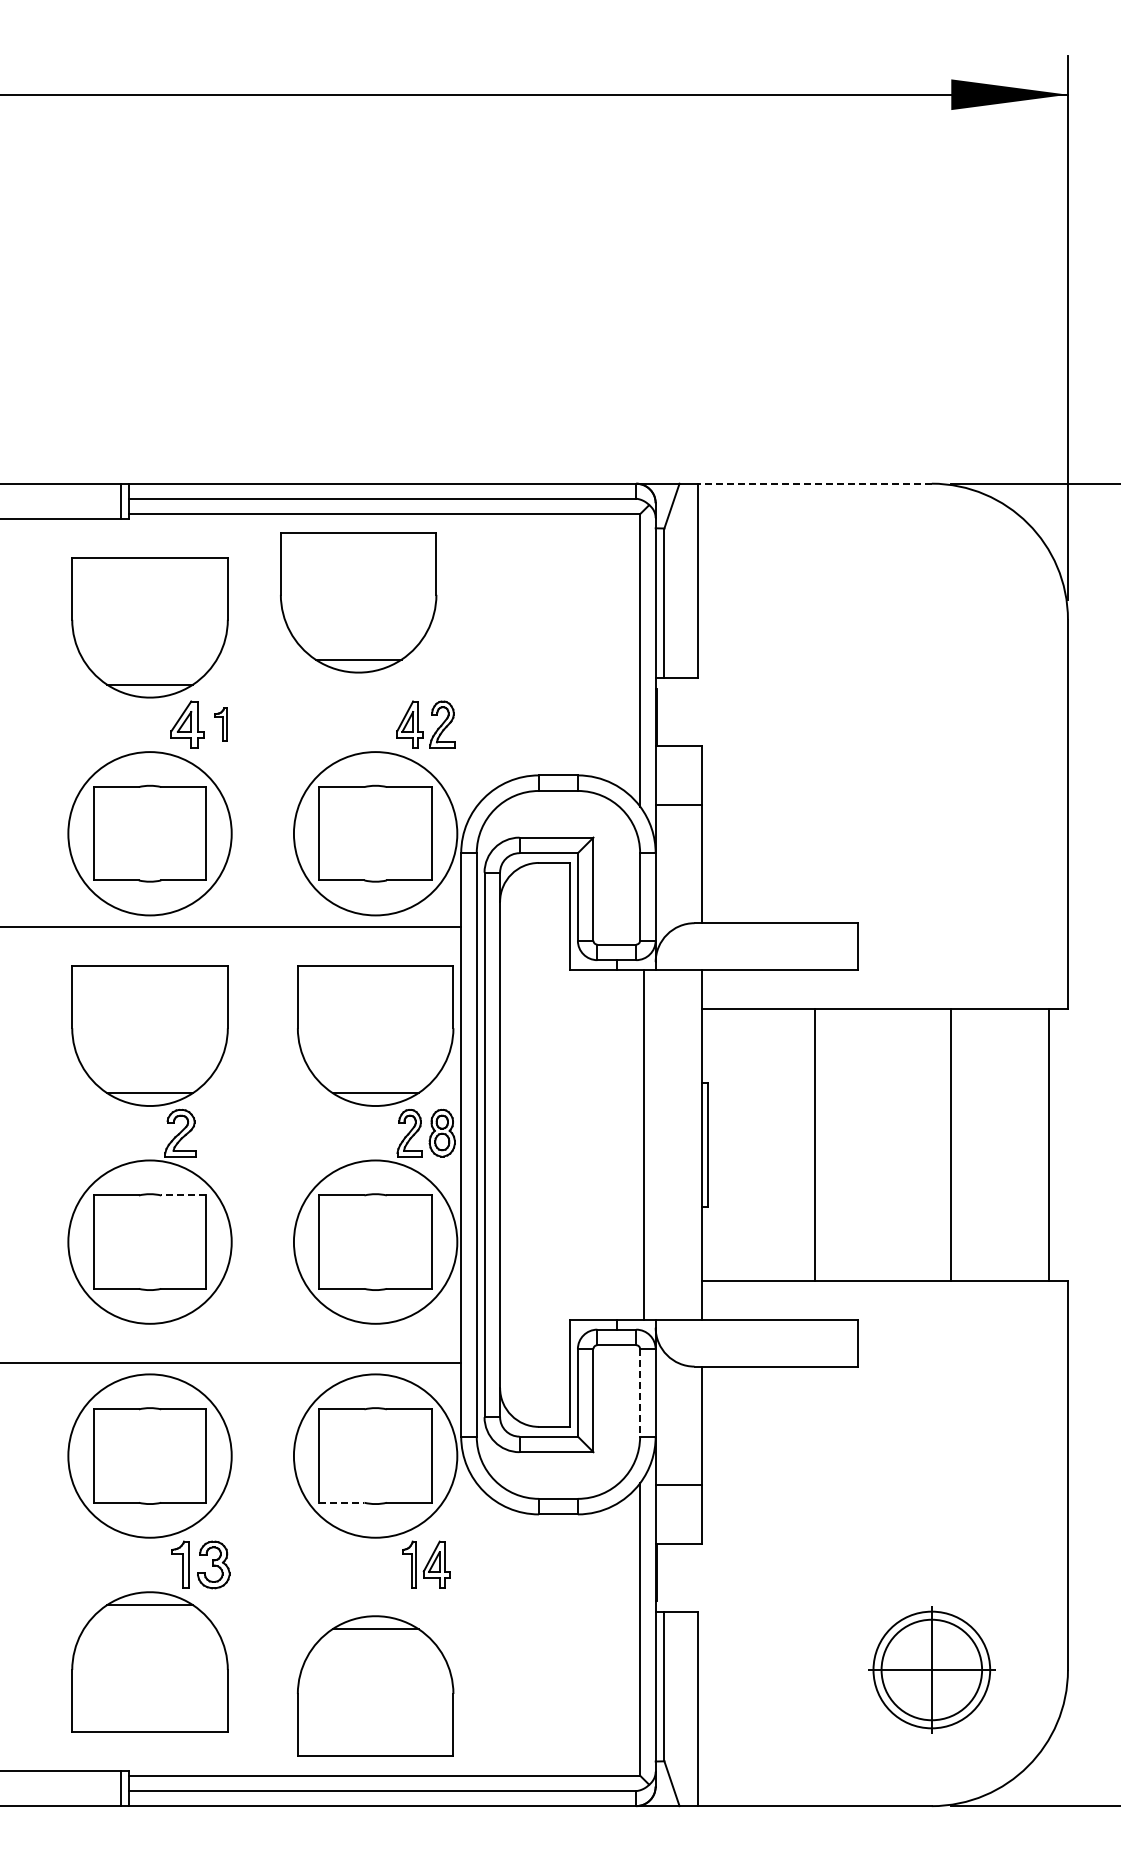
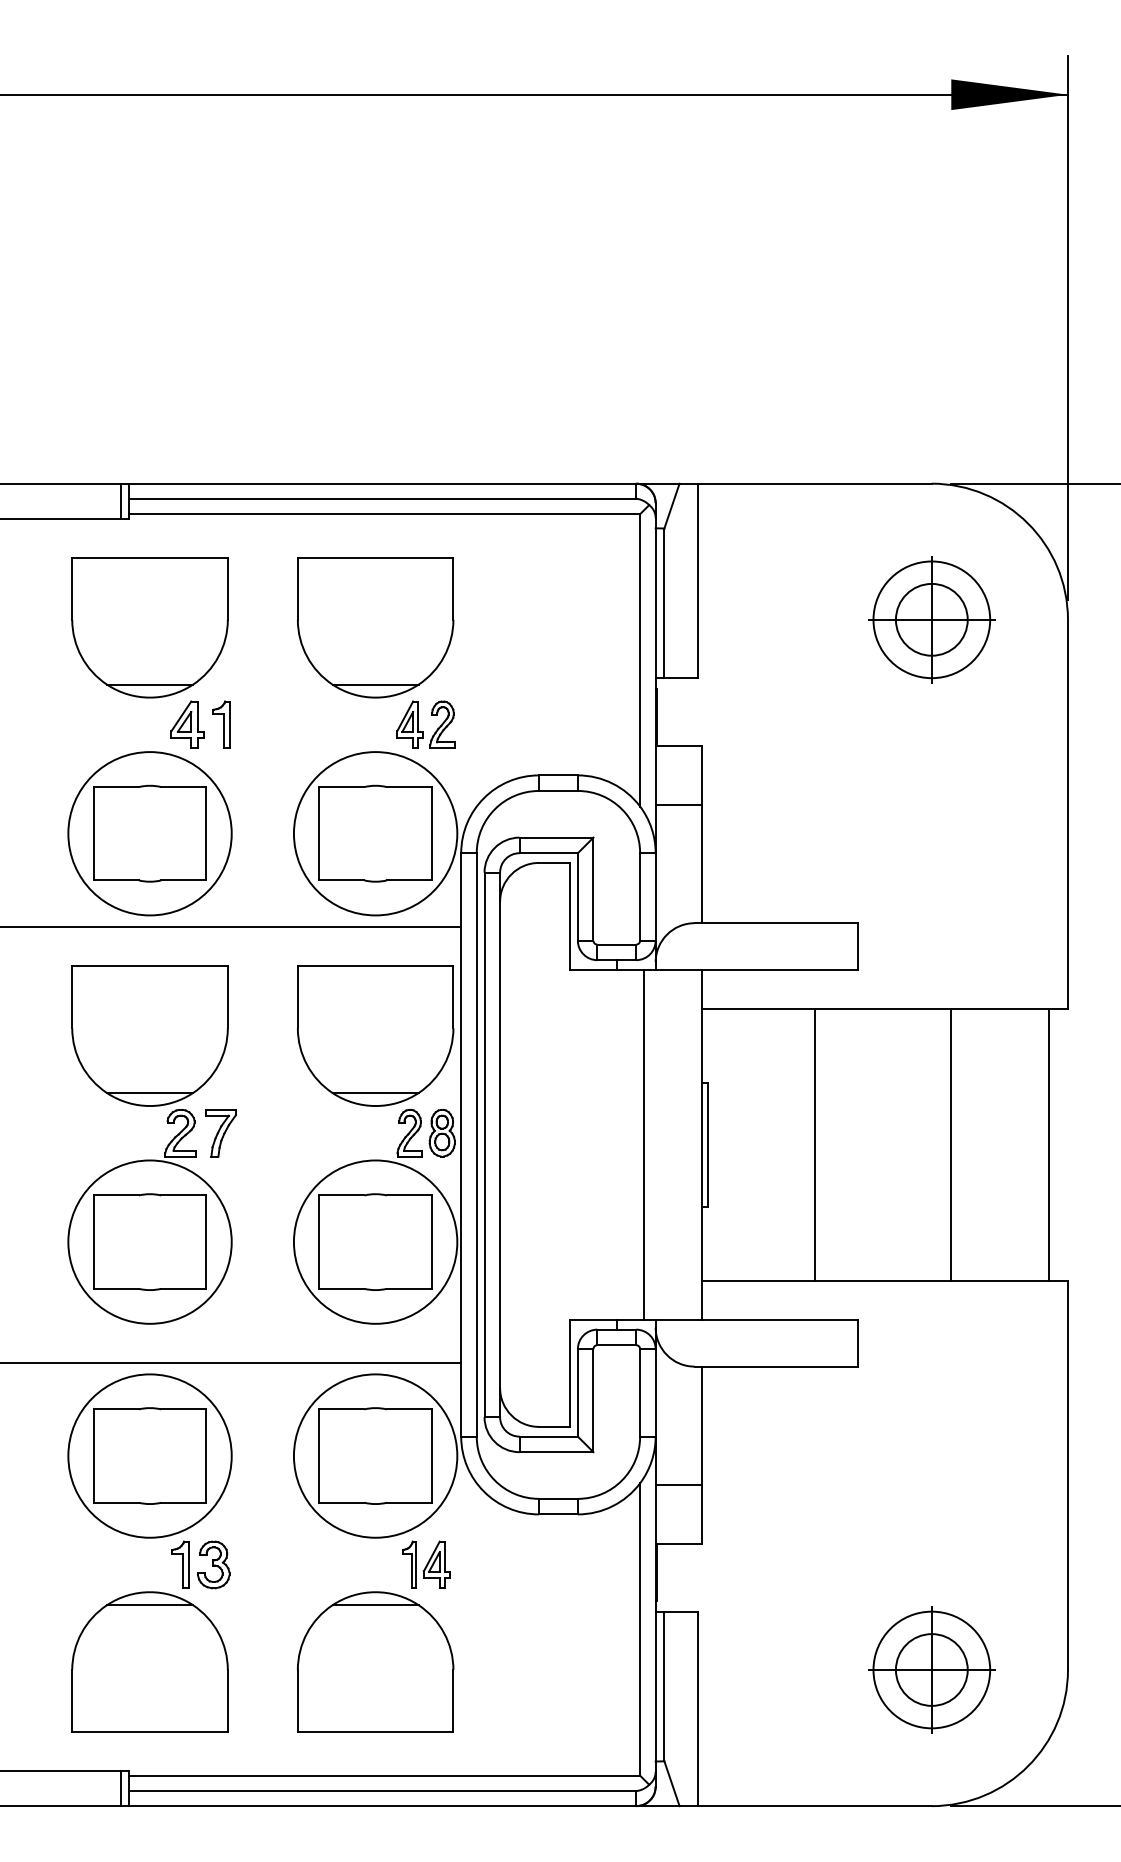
line: dashed -> solid (815, 483)
part position: (358, 602) -> (375, 627) (375, 627)
part: none -> present (931, 619)
part size: 14x35 px -> 19x49 px (221, 724)
part: none -> present (220, 1133)
line: dashed -> solid (183, 1195)
line: dashed -> solid (640, 1392)
line: dashed -> solid (341, 1502)
circle diameter: 101 px -> 72 px (931, 1669)
part position: (375, 1685) -> (375, 1661) (375, 1661)
